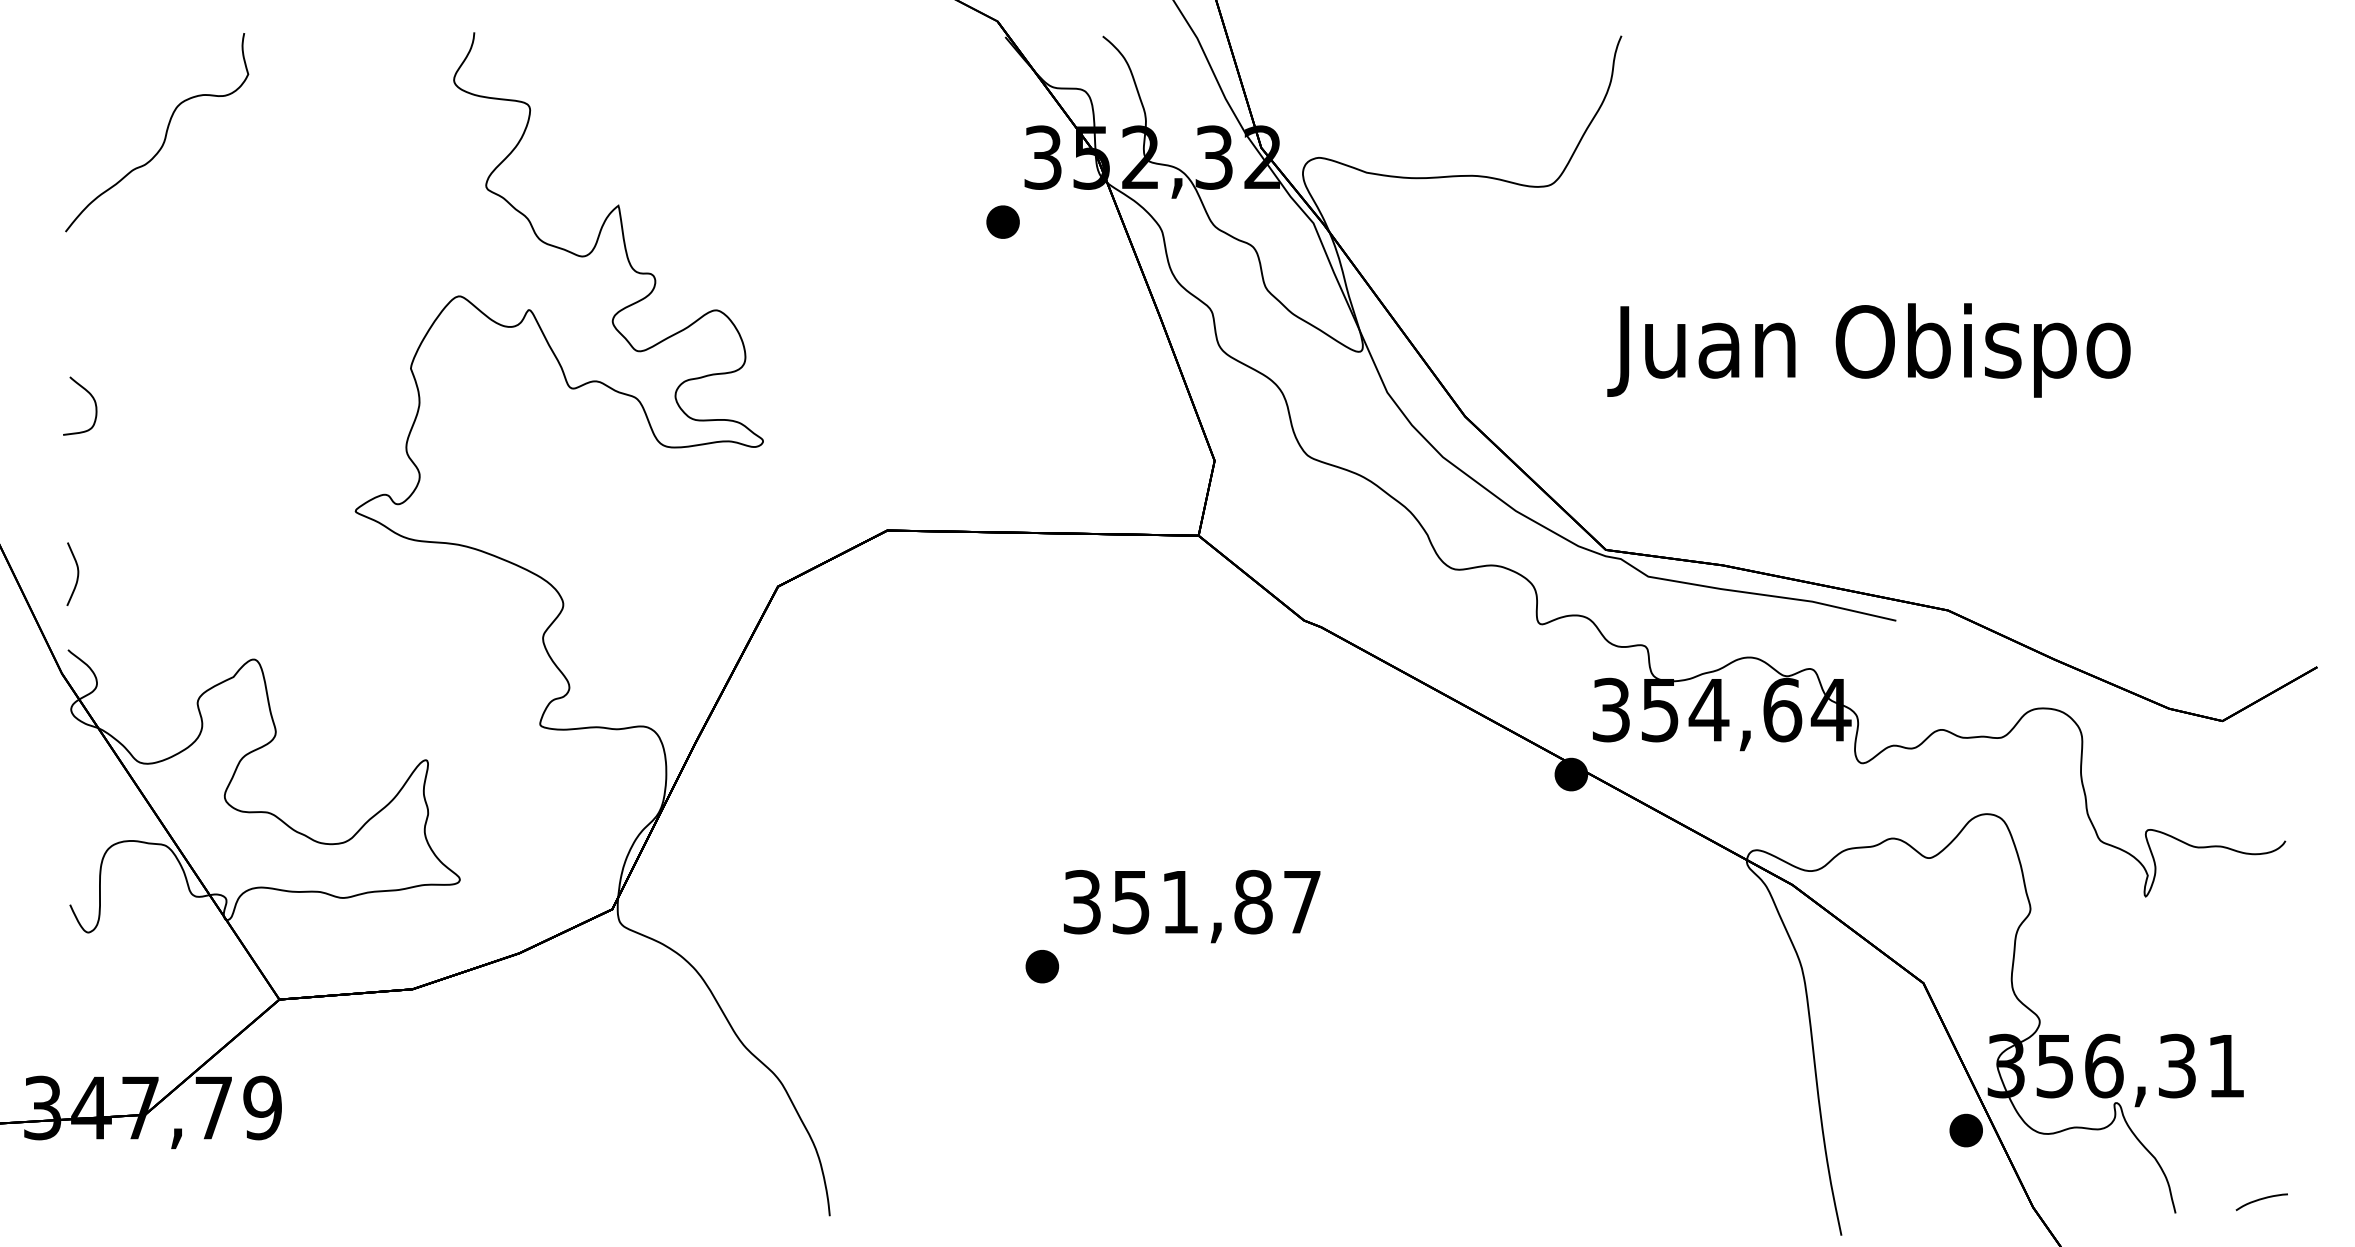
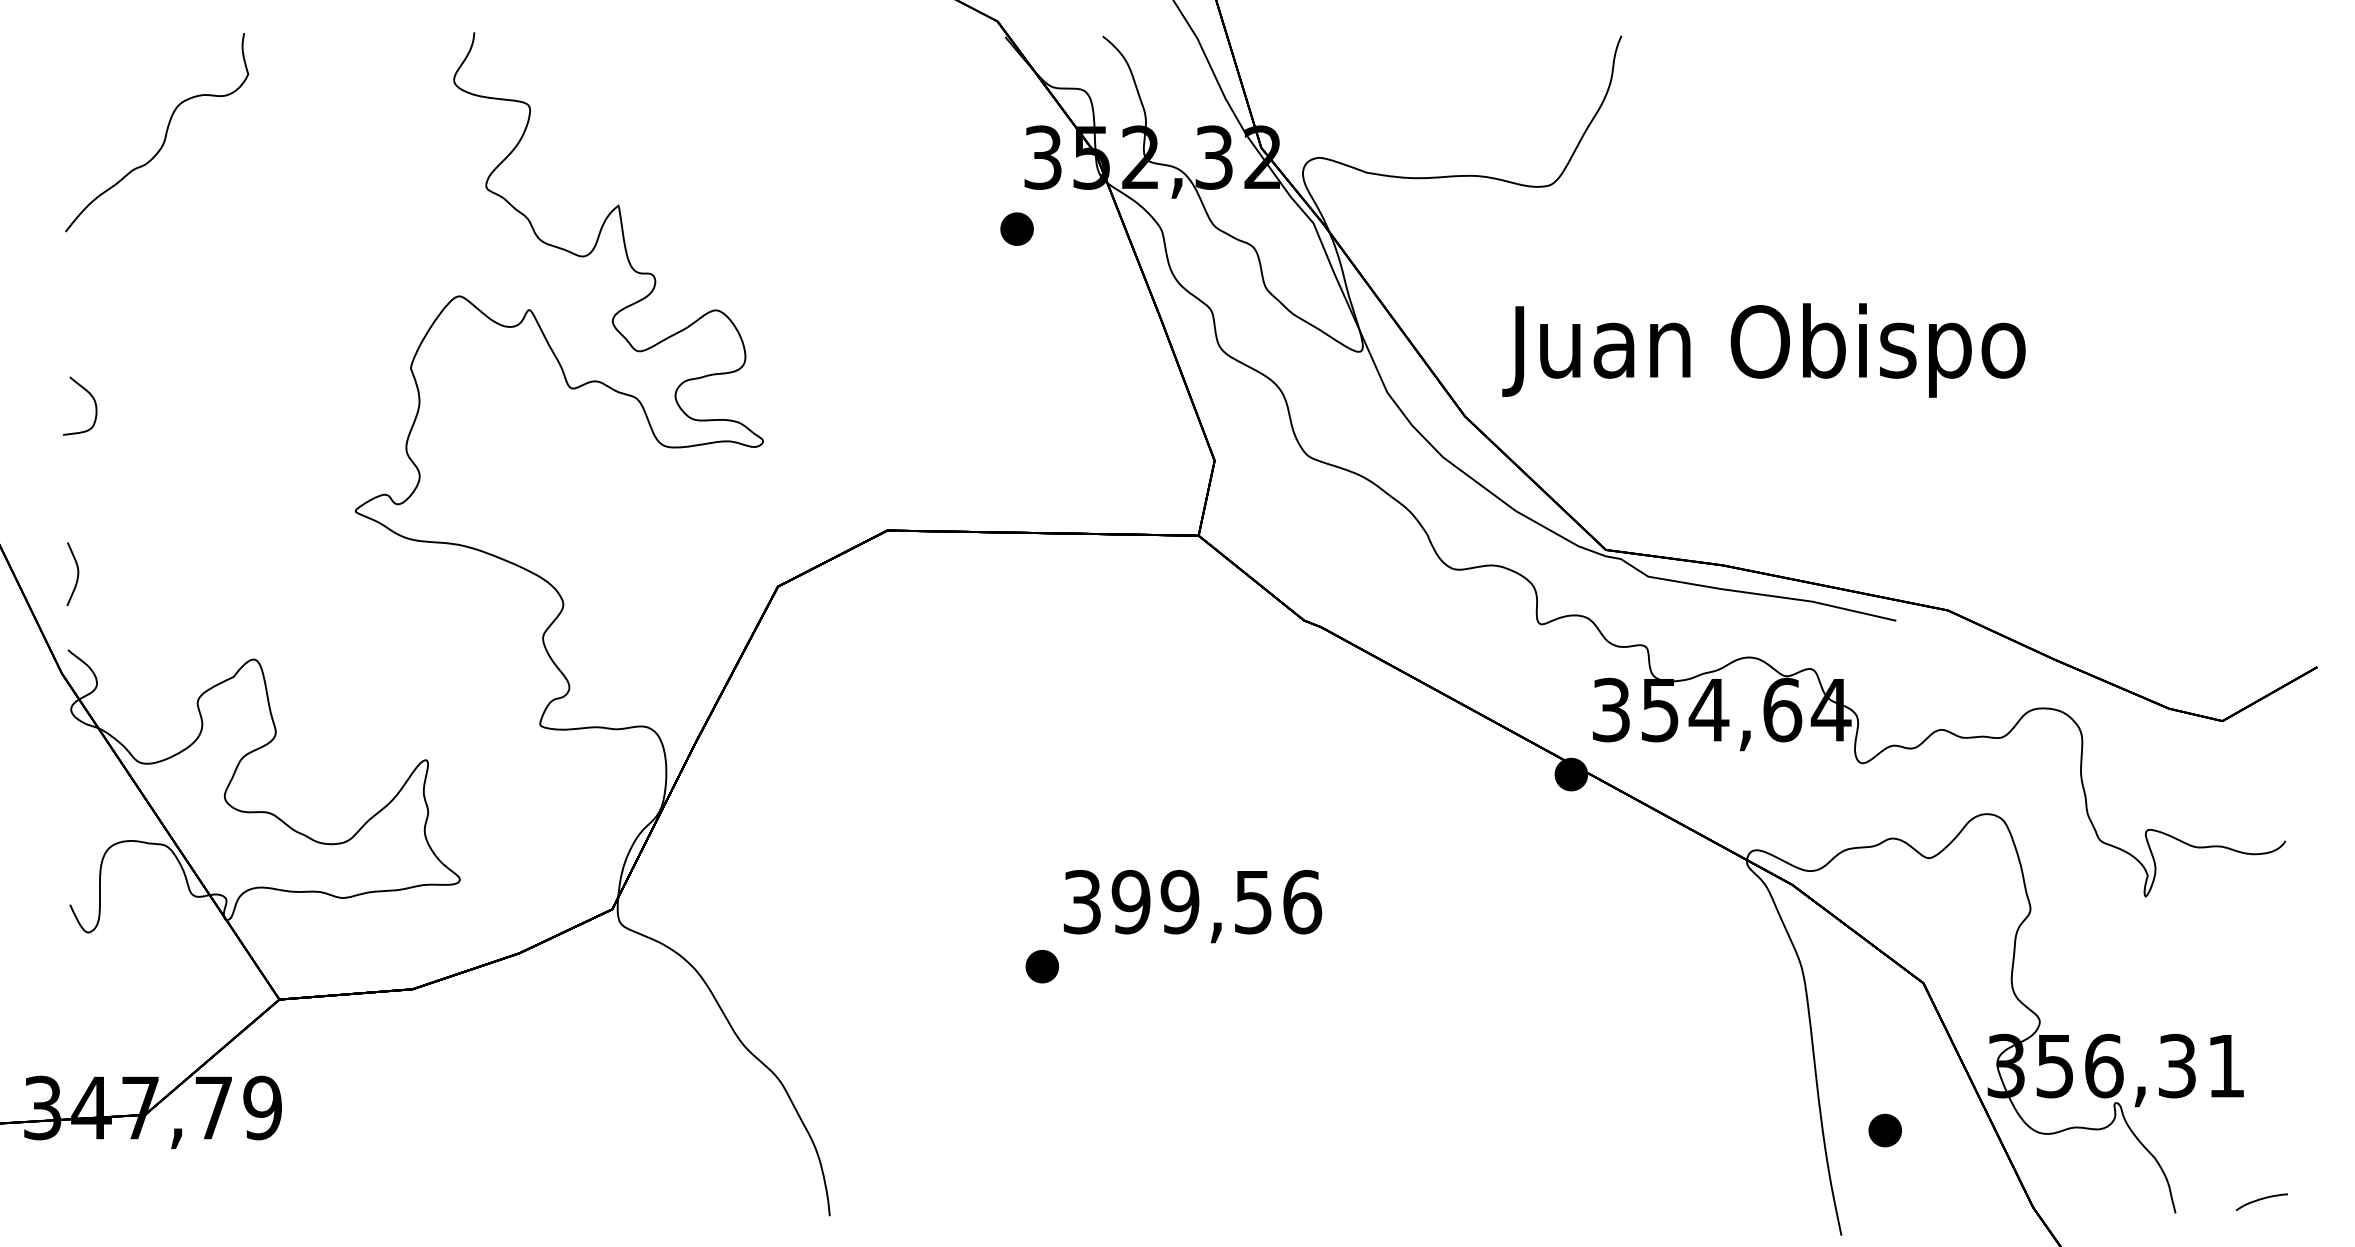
part position: (1002, 221) -> (1016, 228) (1016, 228)
text position: (1868, 350) -> (1763, 350) (1763, 350)
text: 351,87 -> 399,56 (1216, 901)
part position: (1965, 1130) -> (1884, 1130) (1884, 1130)
